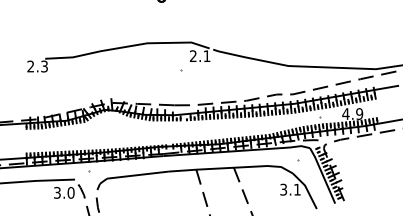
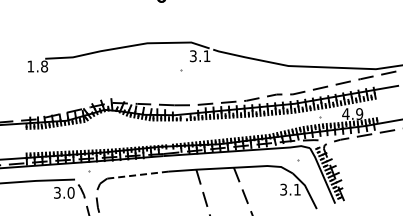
text: 2.1 -> 3.1 (193, 56)
text: 2.3 -> 1.8 (37, 66)
line: solid -> dashed (137, 175)
